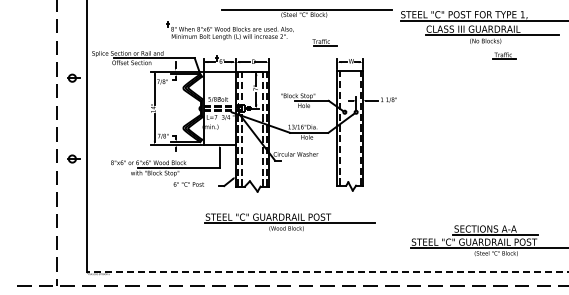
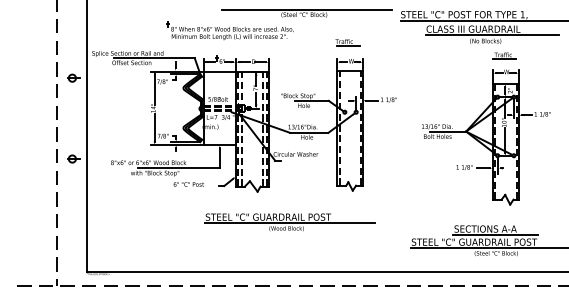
part position: (324, 42) -> (347, 42) (347, 42)
part: none -> present (486, 137)
line: dashed -> solid (327, 271)
